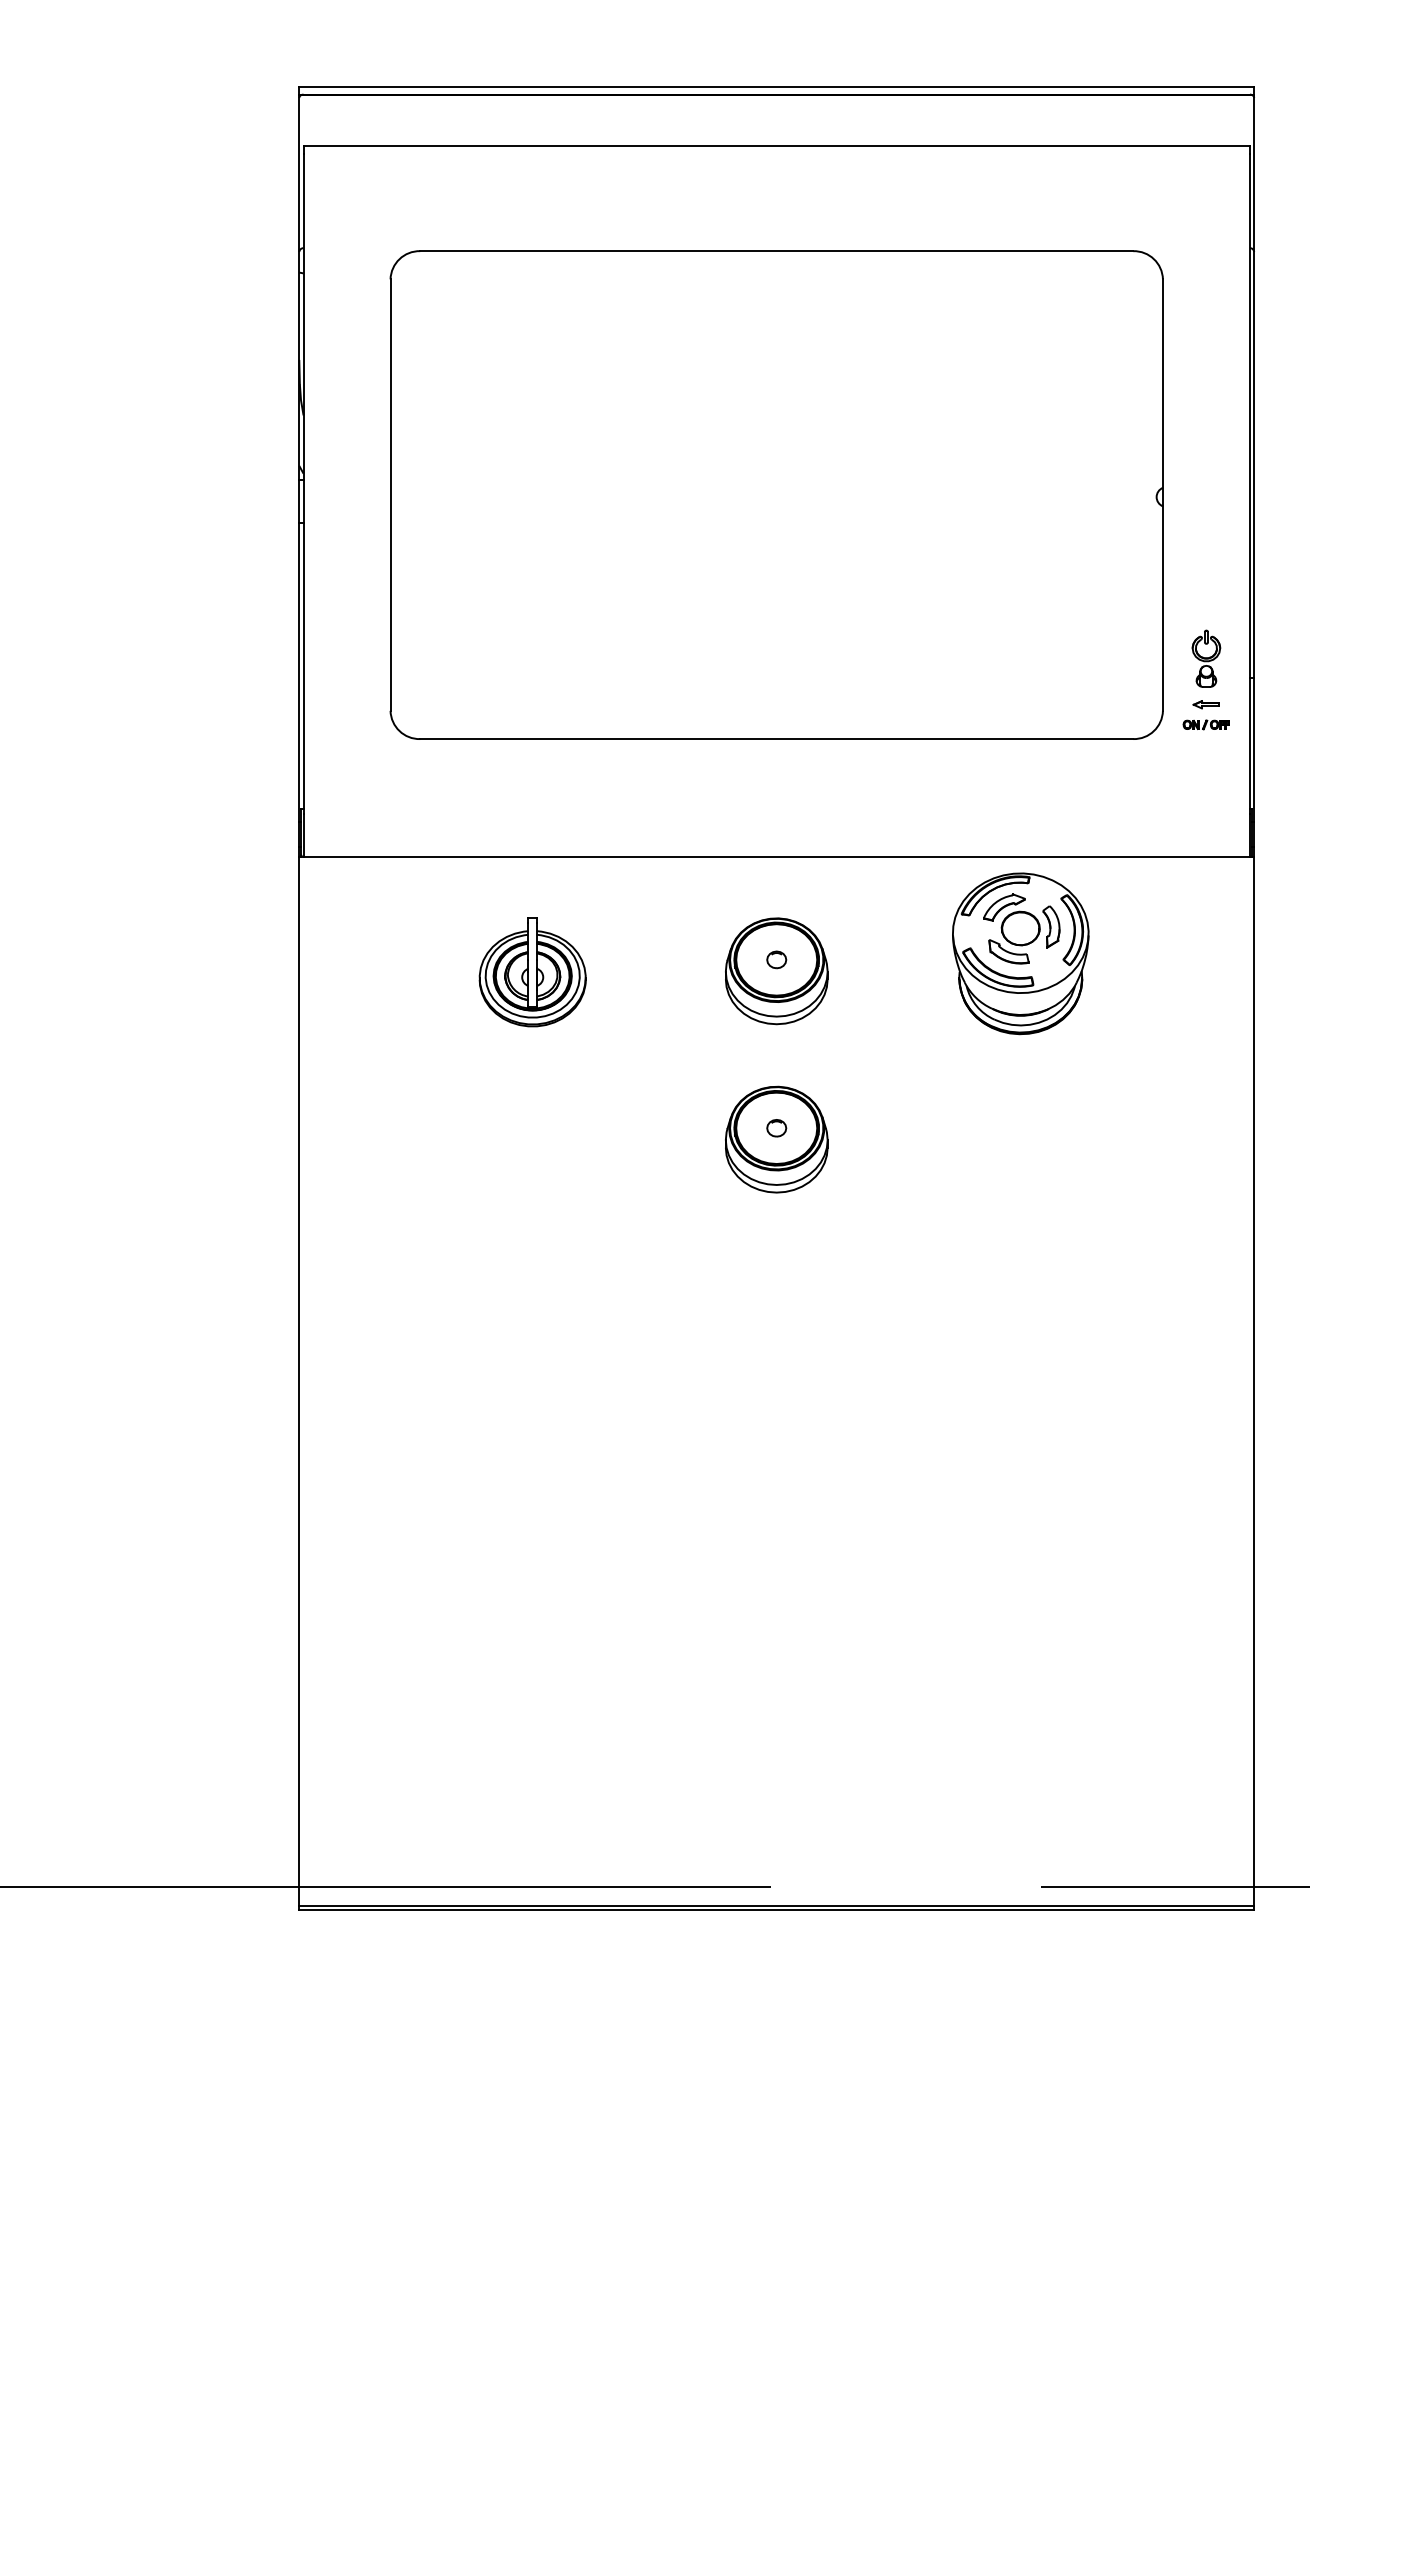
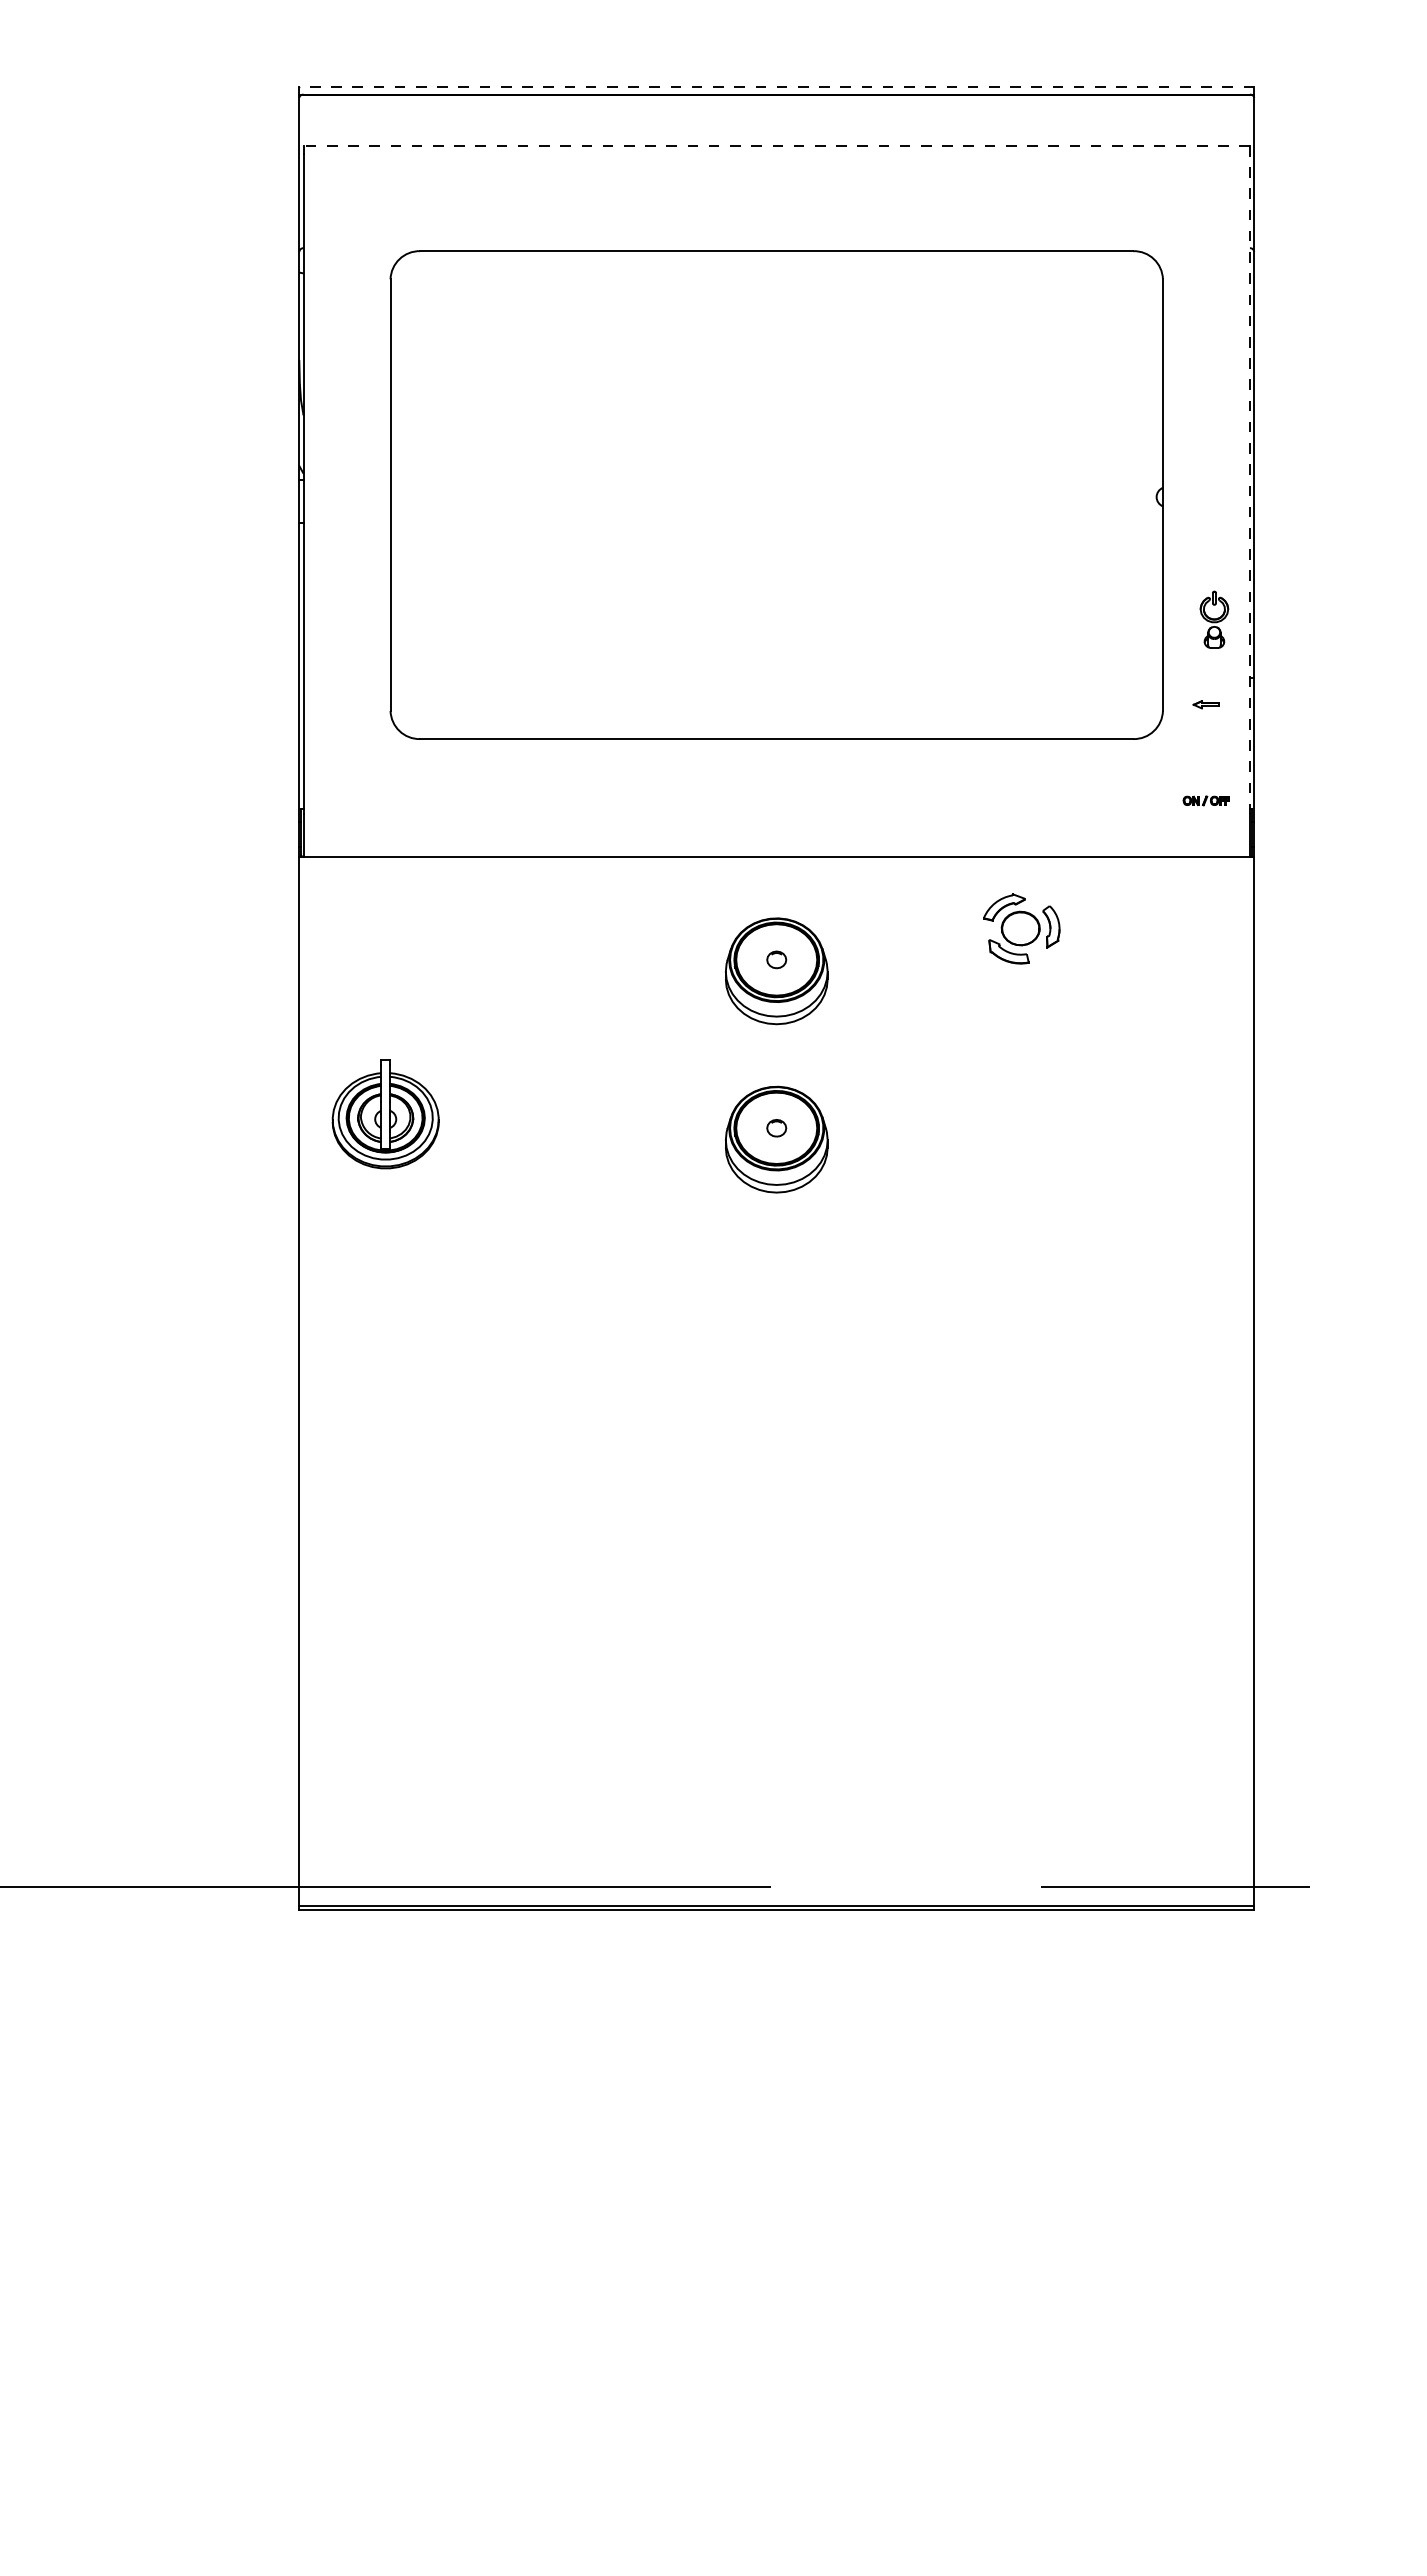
line: solid -> dashed (776, 86)
line: solid -> dashed (776, 145)
line: solid -> dashed (1249, 483)
part position: (1206, 658) -> (1214, 619) (1214, 619)
part position: (1205, 724) -> (1205, 800) (1205, 800)
part: present -> none (1020, 953)
part position: (532, 972) -> (385, 1114) (385, 1114)
